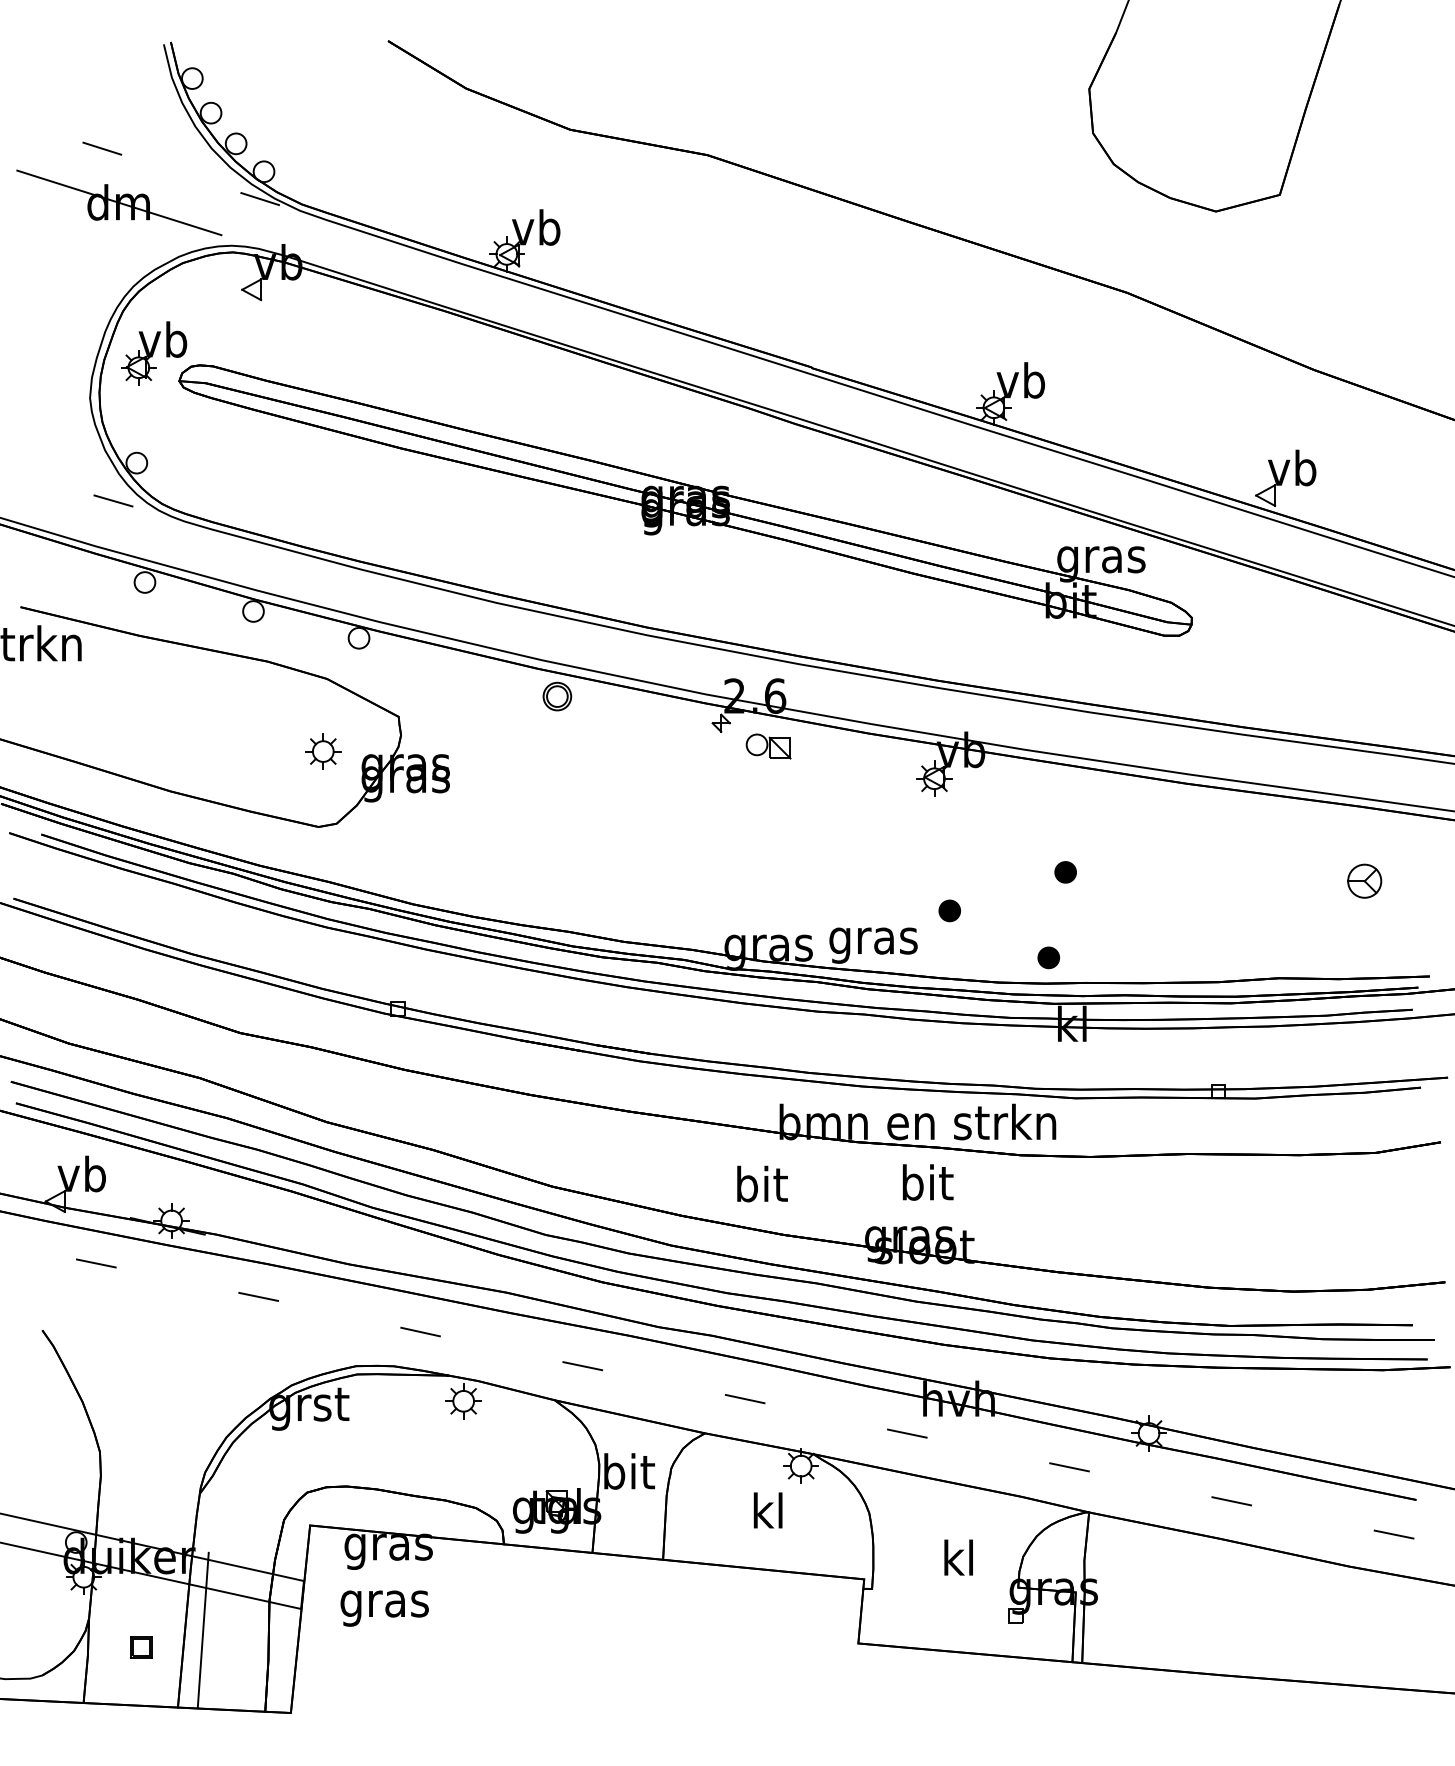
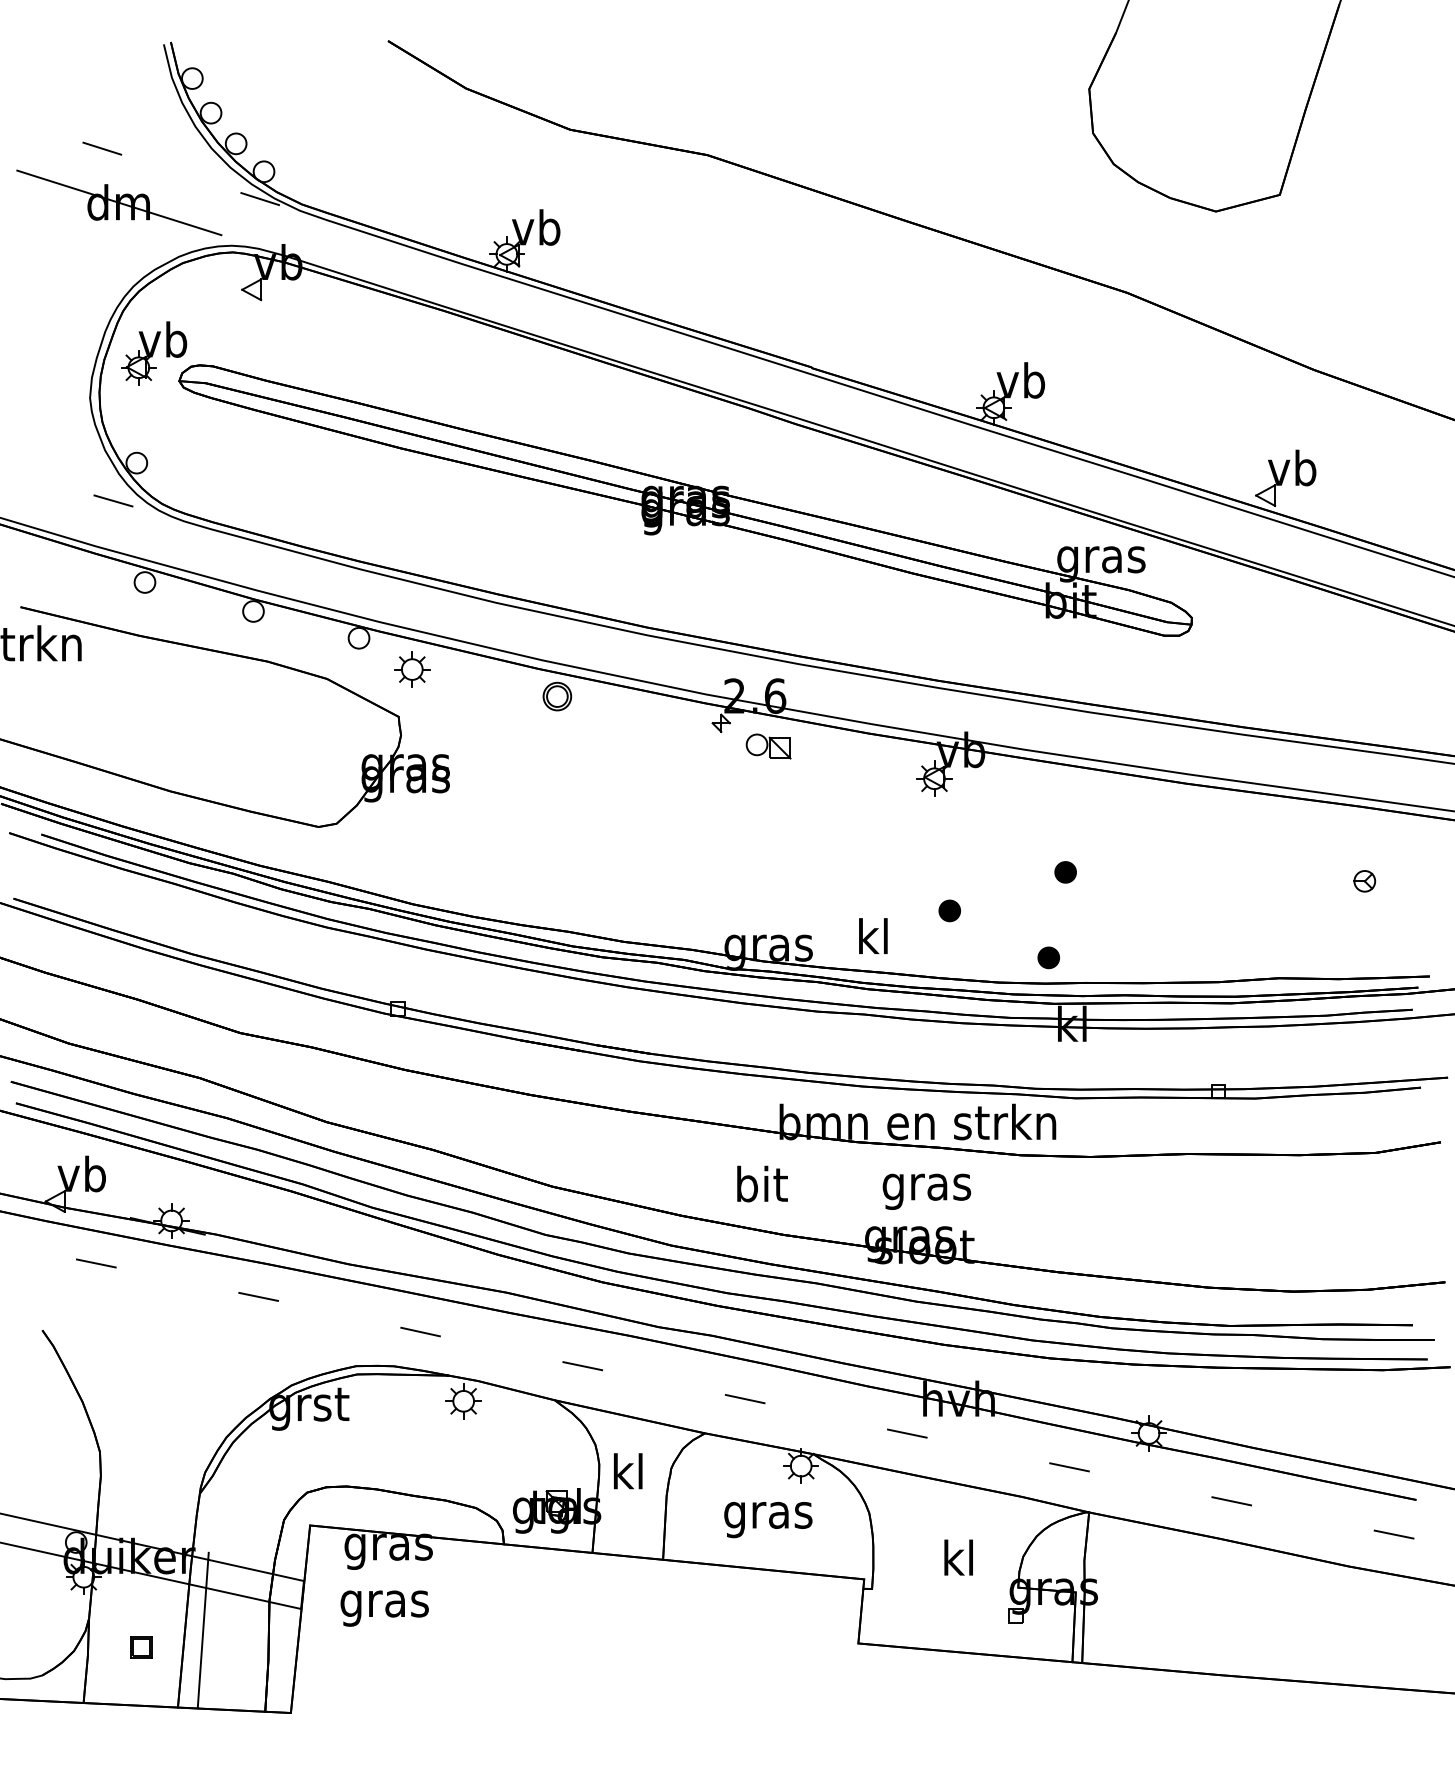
part position: (323, 751) -> (412, 669) (412, 669)
part size: 36x36 px -> 24x23 px (1364, 881)
text: gras -> kl (873, 940)
text: bit -> gras (926, 1186)
text: bit -> kl (629, 1471)
text: kl -> gras (768, 1515)
